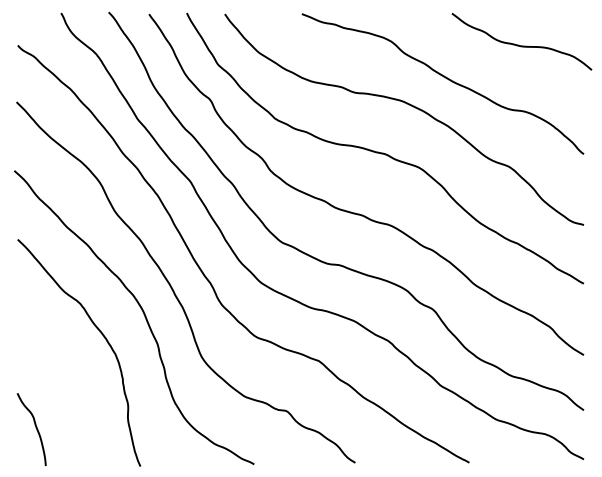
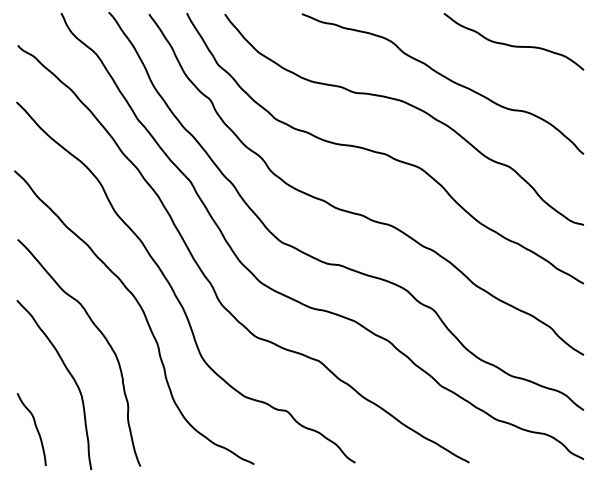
curve position: (521, 45) -> (513, 45) (513, 45)
curve: none -> present (69, 374)
